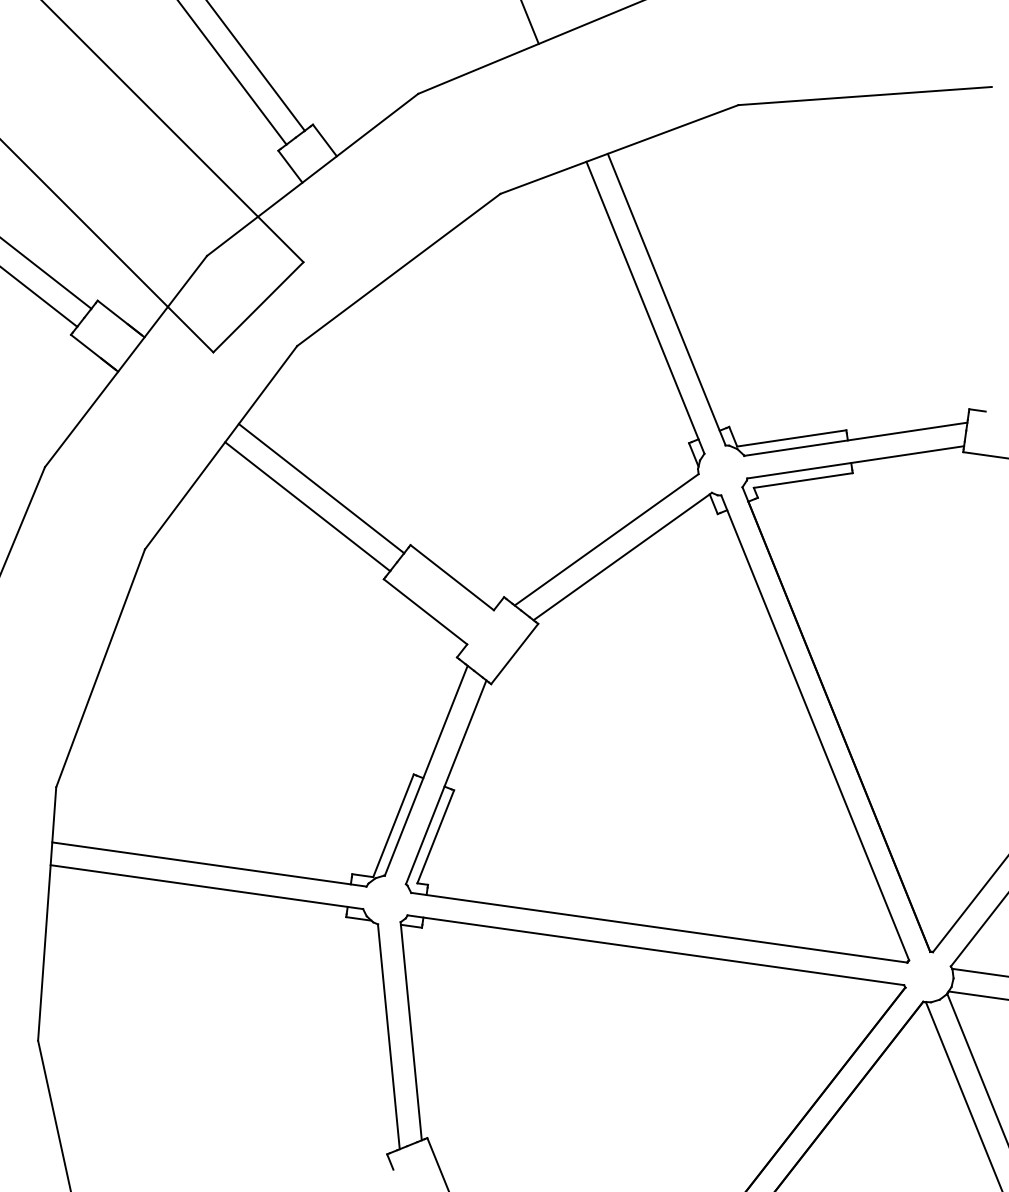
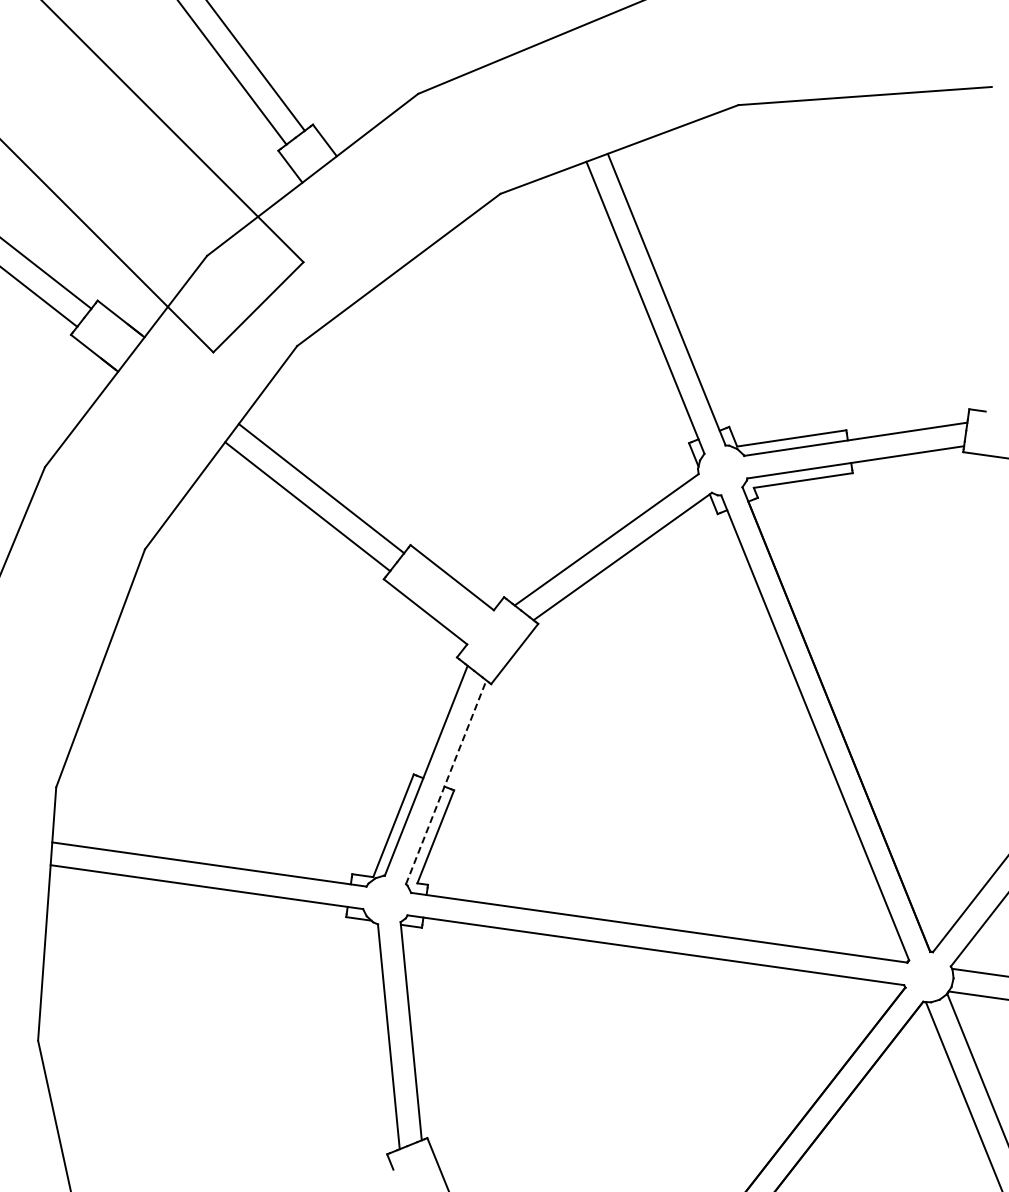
line: present -> none (529, 22)
line: solid -> dashed (446, 782)
